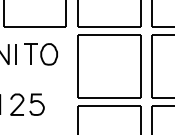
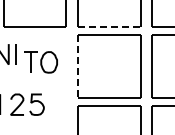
line: solid -> dashed (109, 26)
part position: (40, 54) -> (40, 62) (40, 62)
line: solid -> dashed (77, 66)
